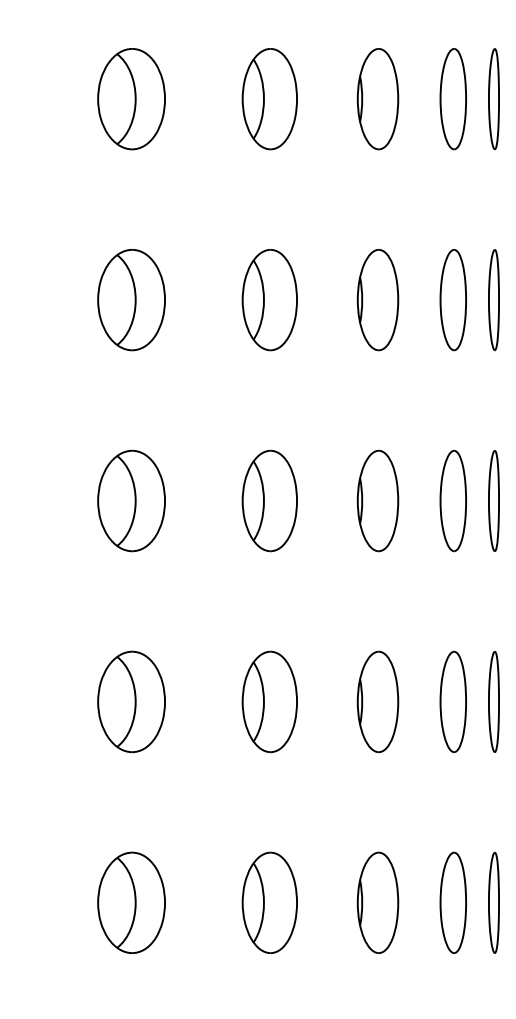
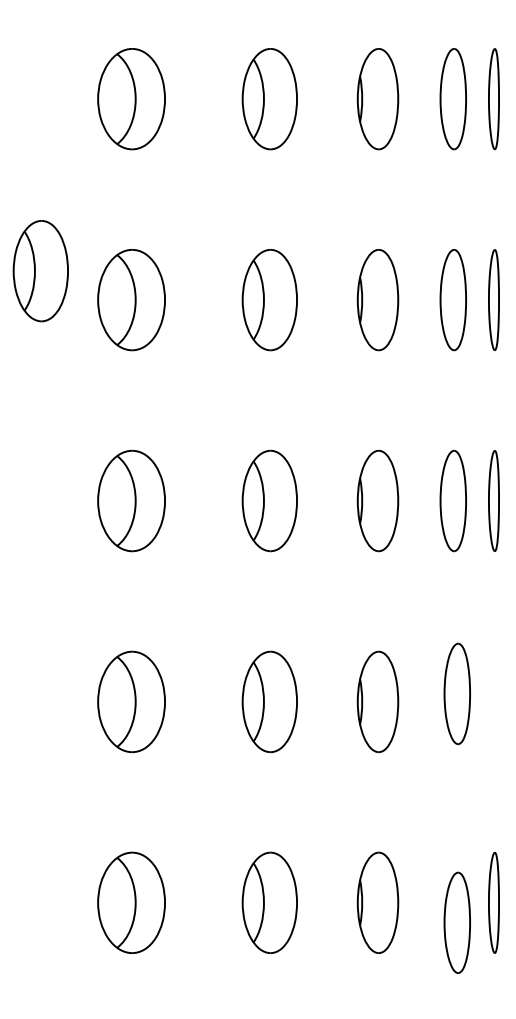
part: none -> present (40, 271)
part position: (452, 701) -> (456, 693) (456, 693)
part: present -> none (493, 701)
part position: (452, 902) -> (456, 922) (456, 922)
